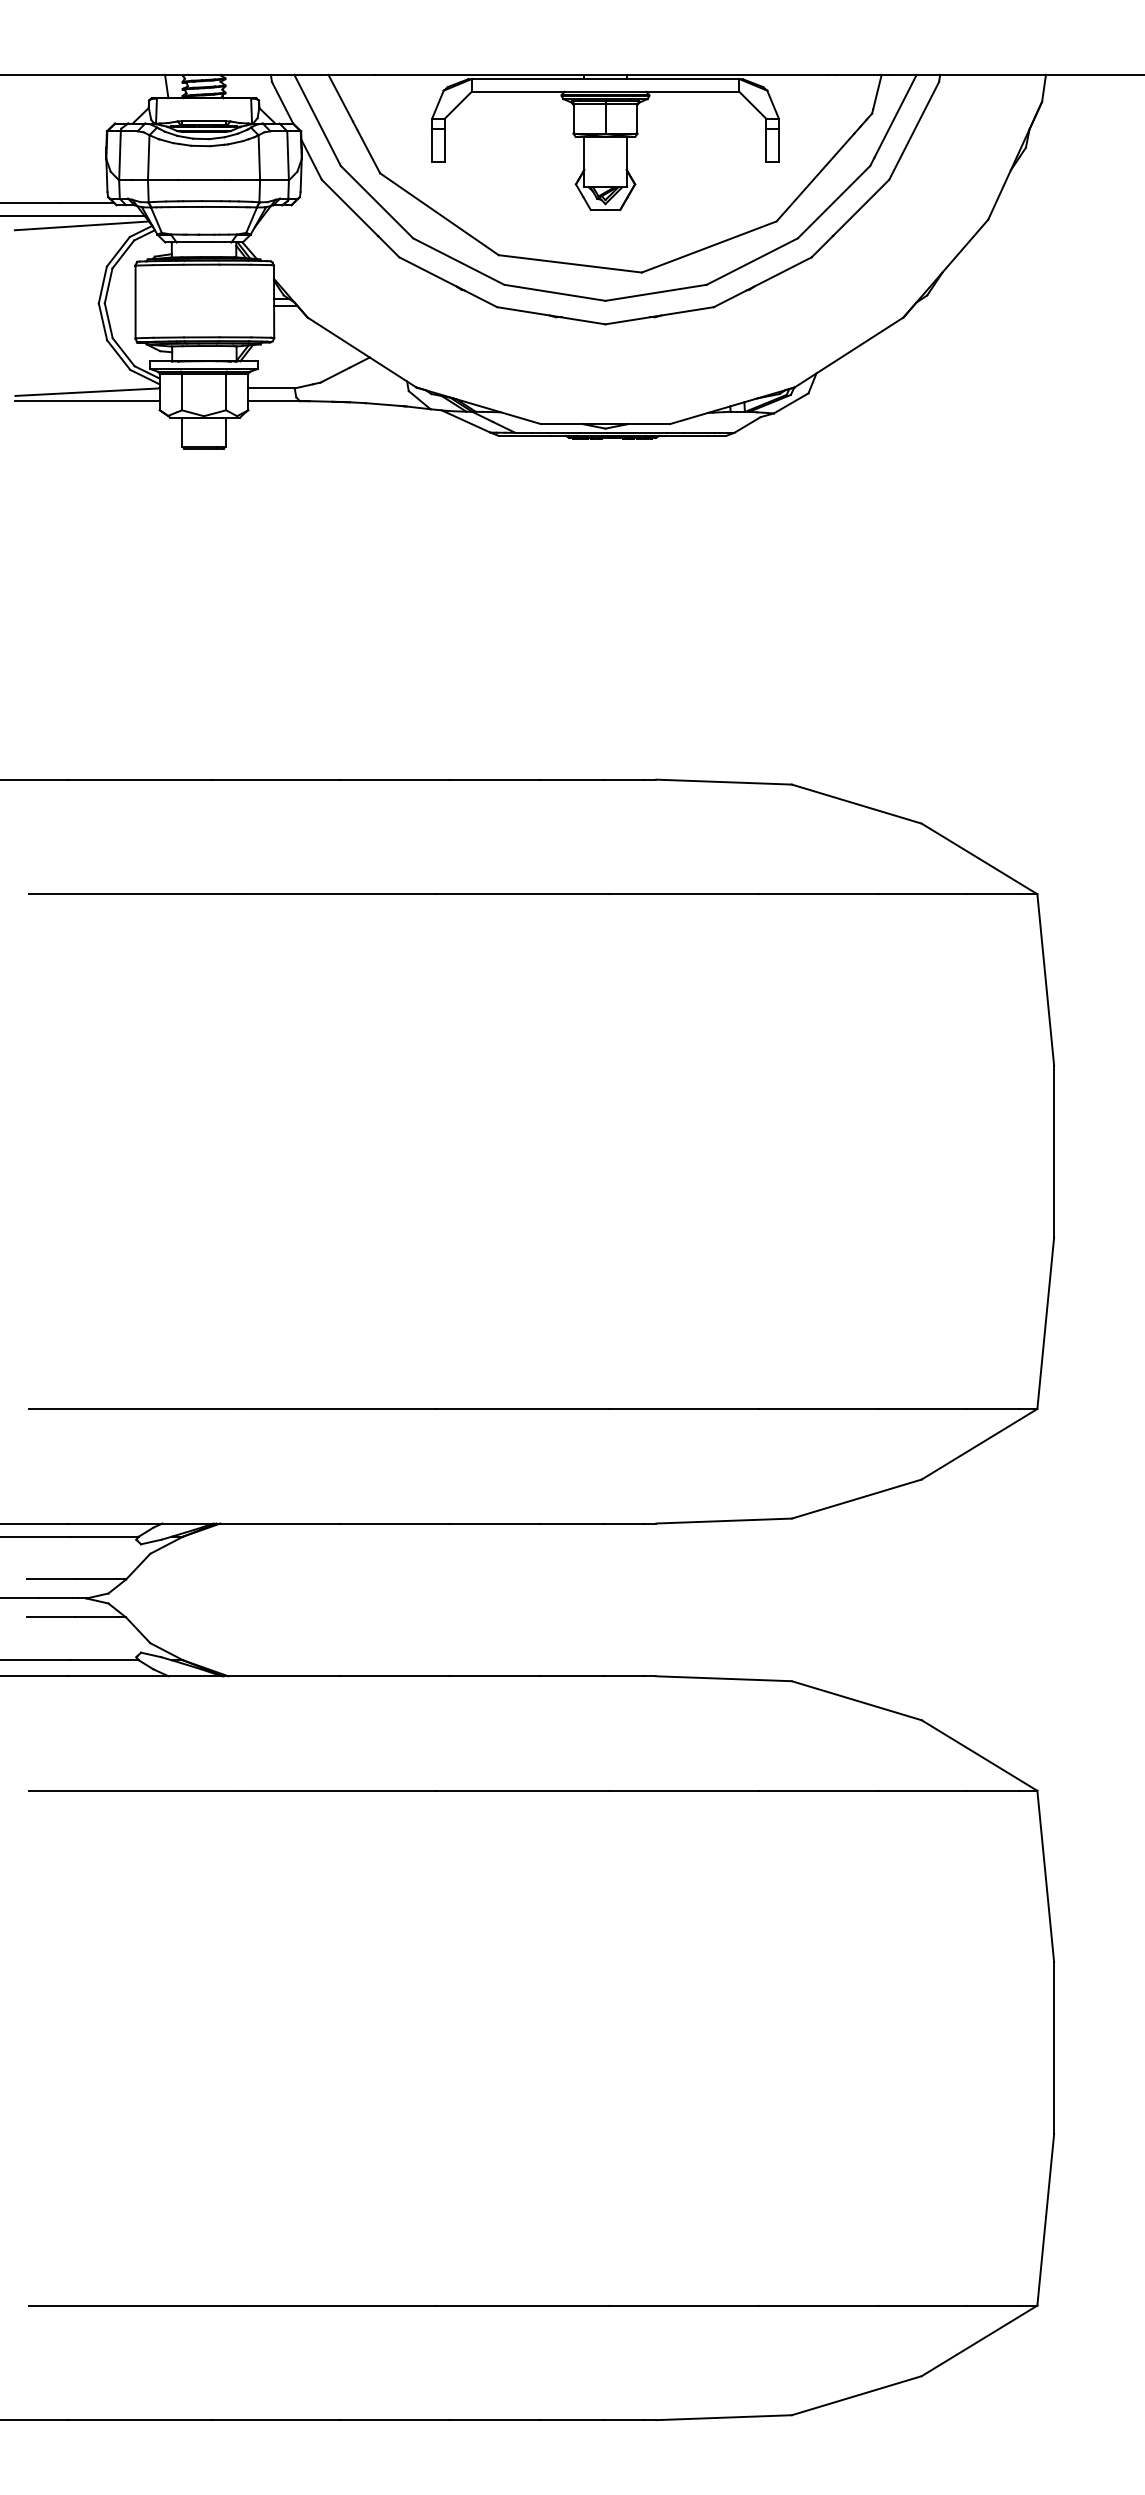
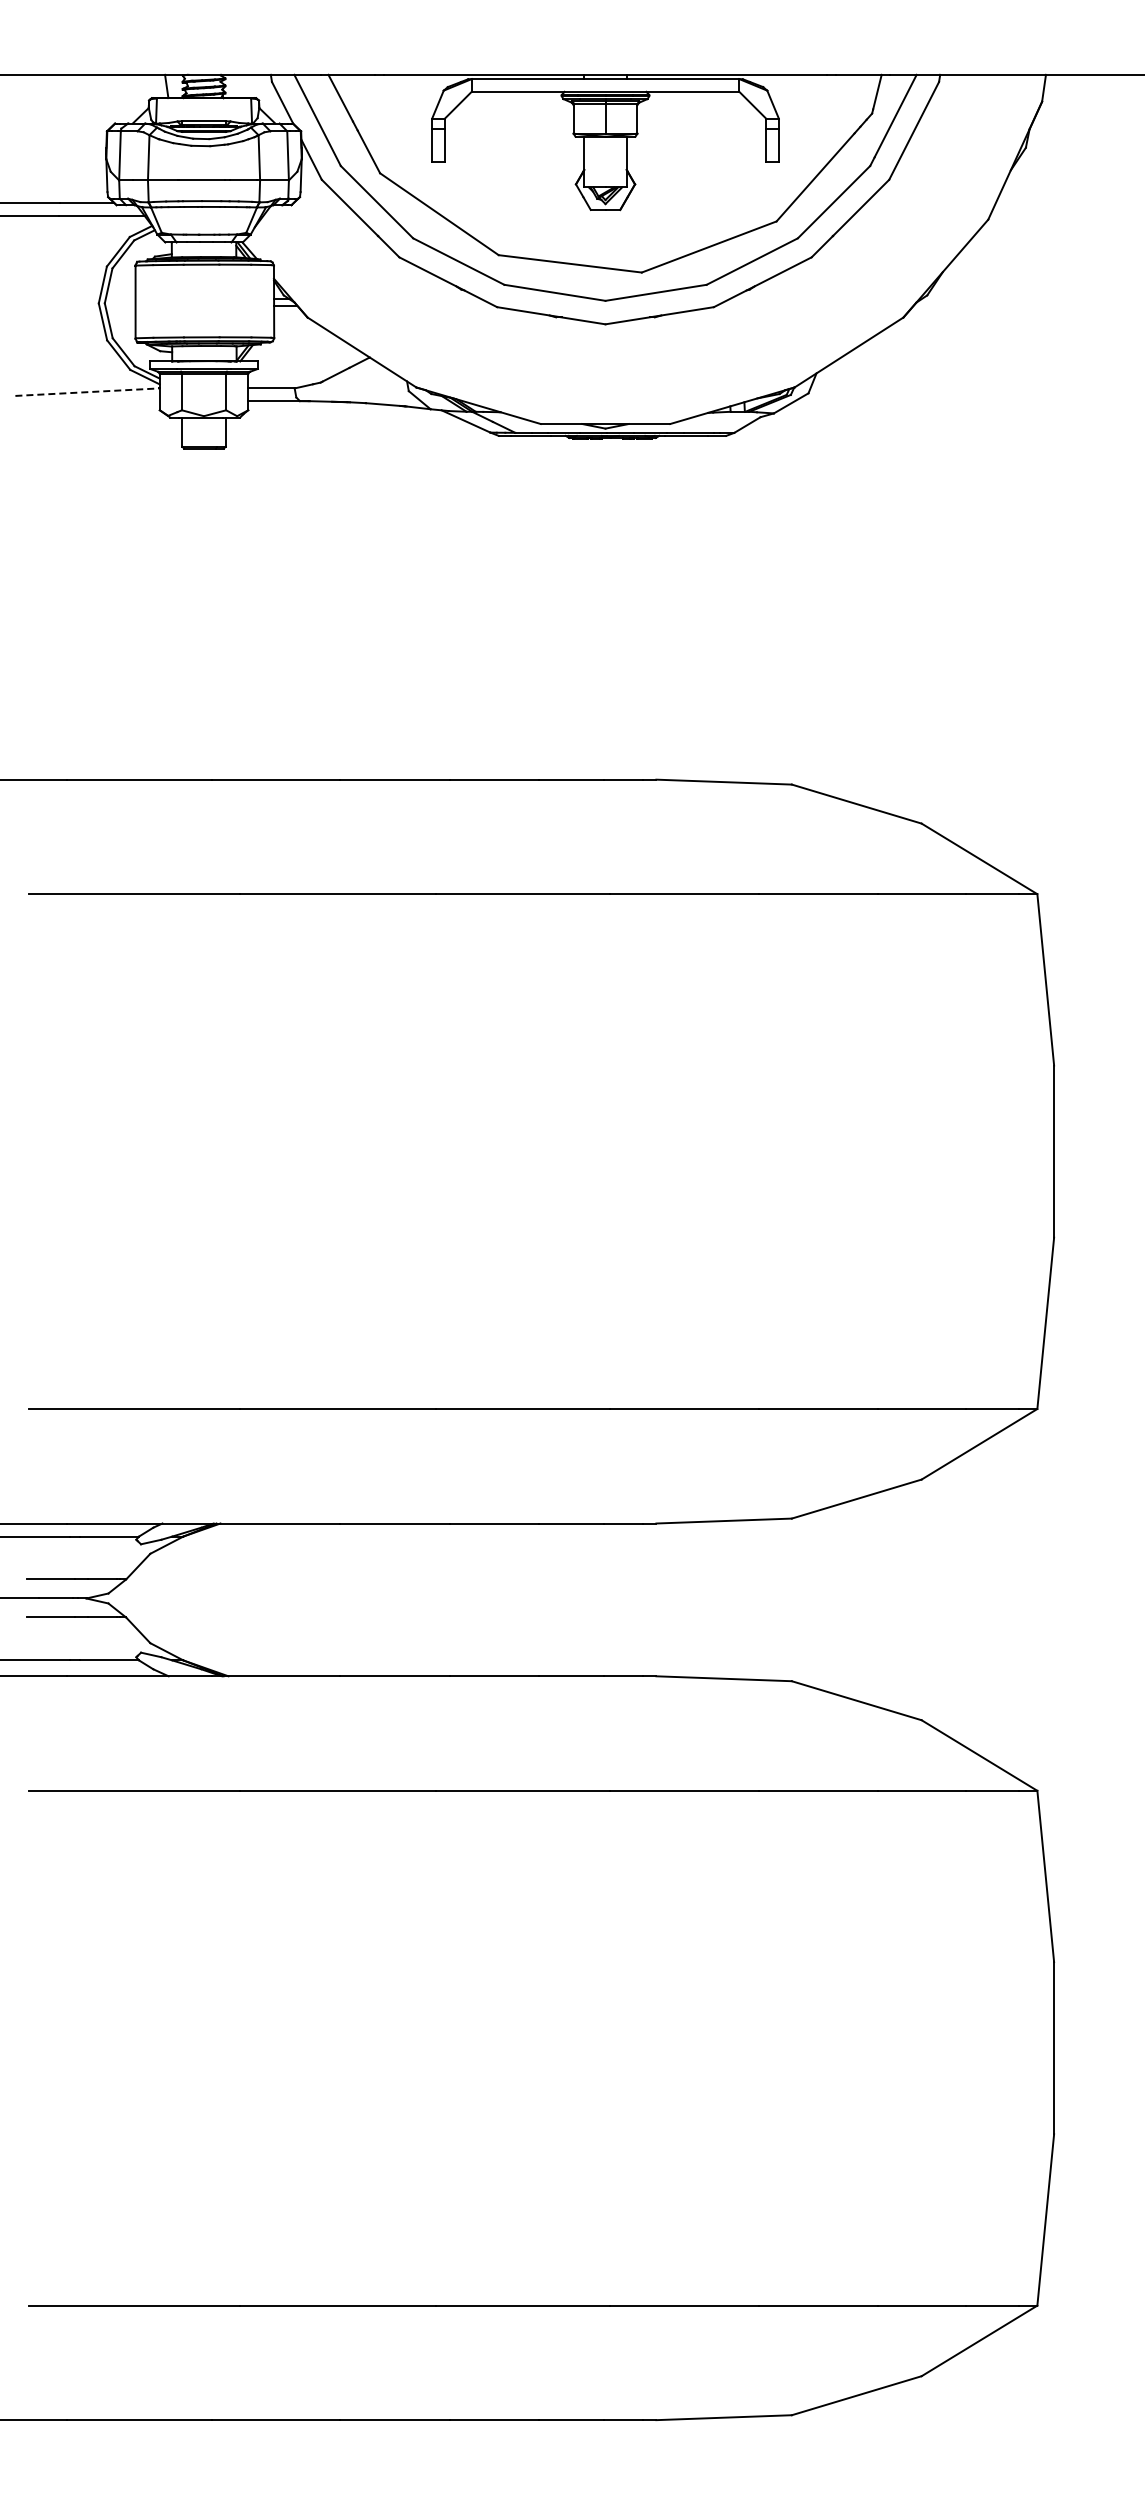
line: present -> none (81, 225)
line: solid -> dashed (88, 392)
line: present -> none (87, 401)
